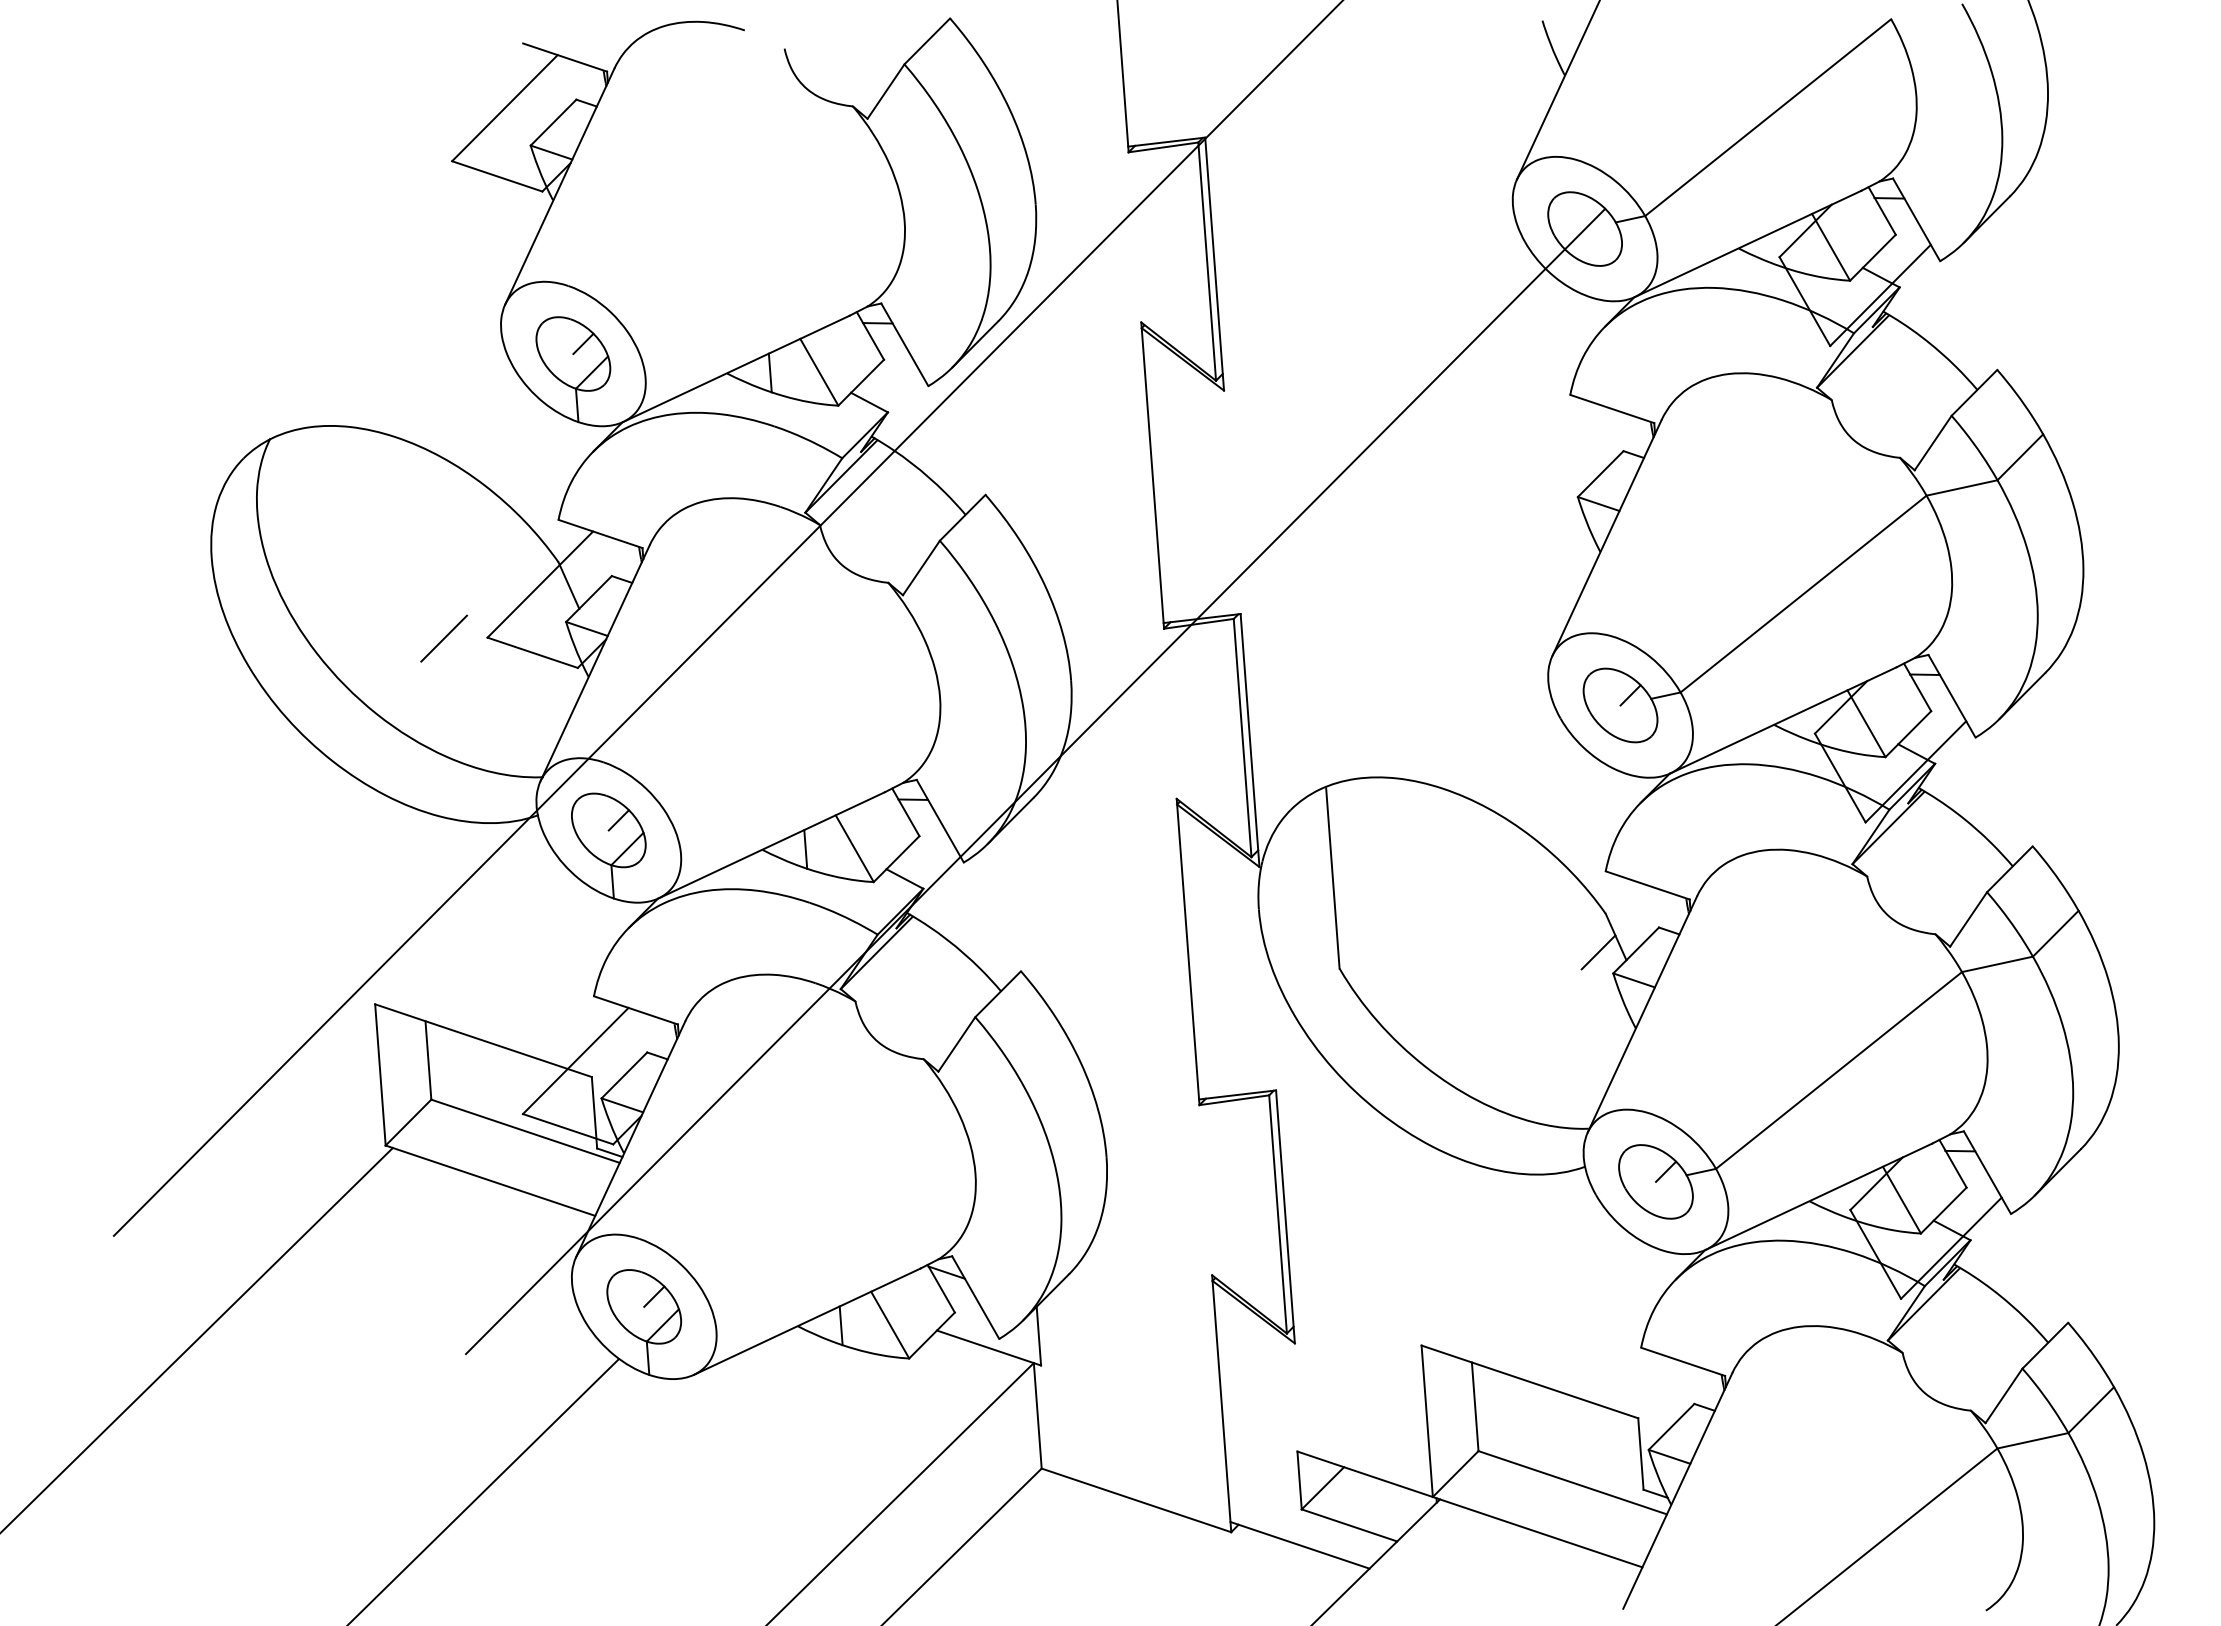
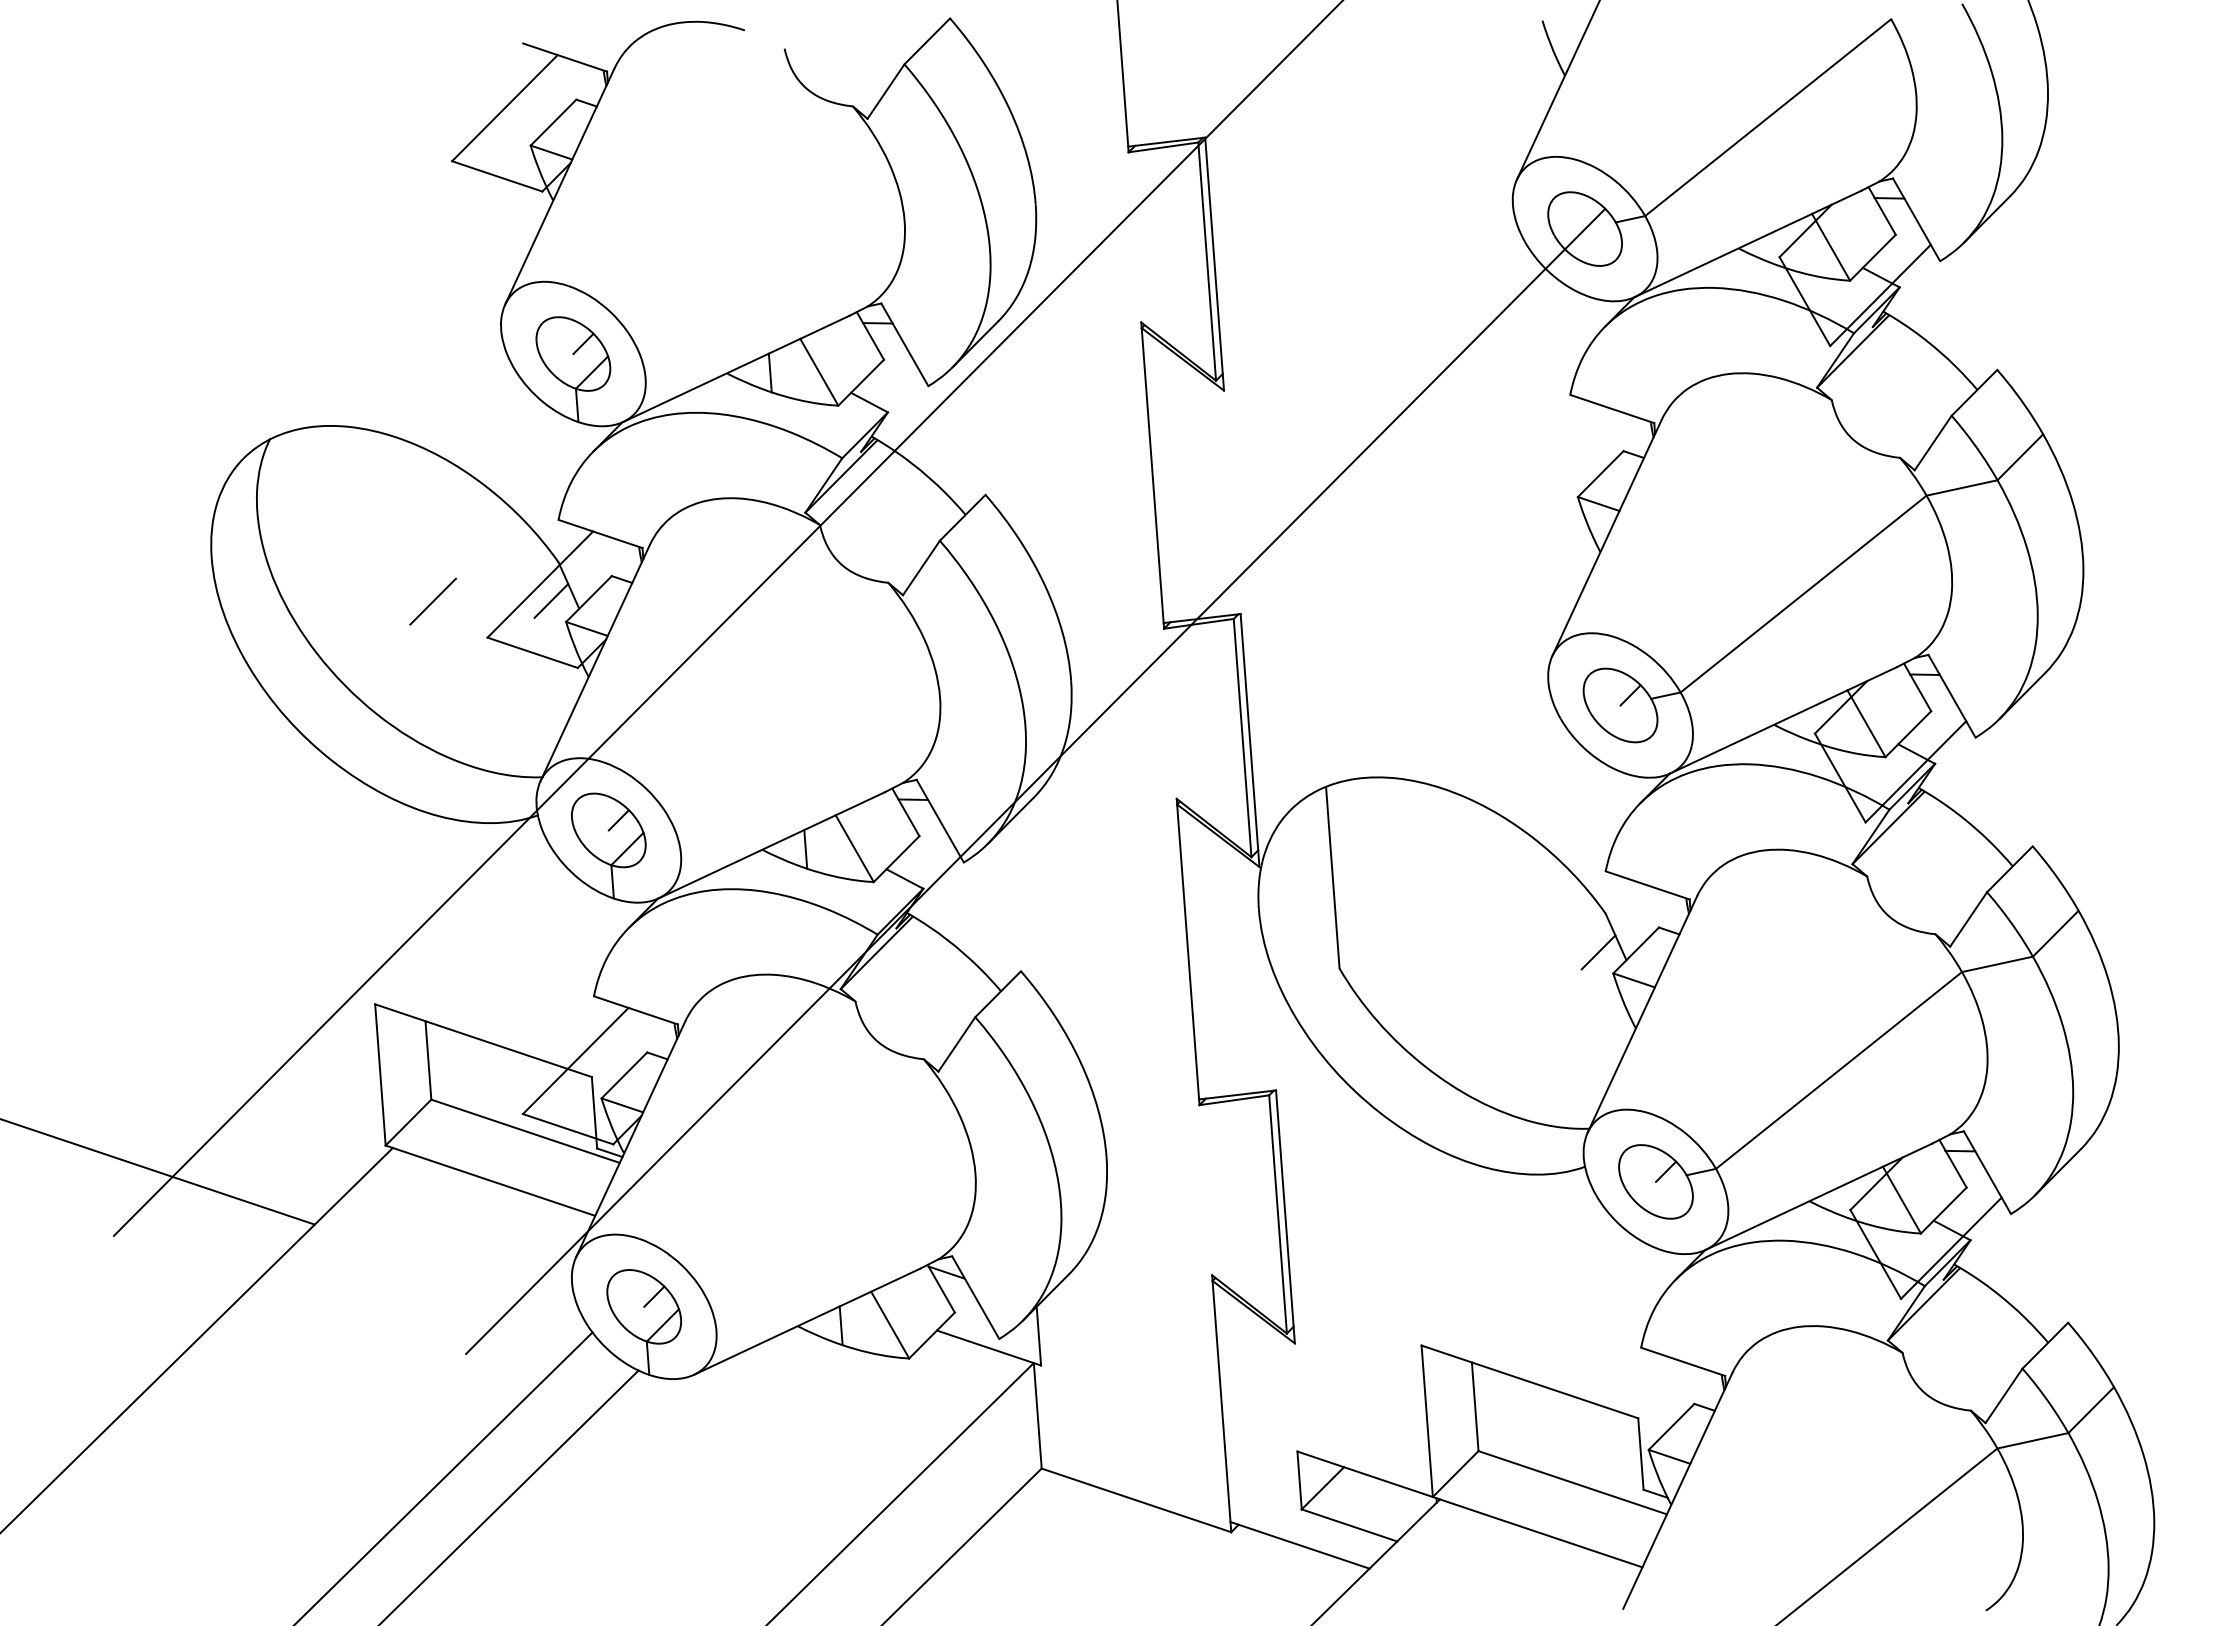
line: none -> present (551, 600)
line position: (443, 638) -> (432, 601) (432, 601)
line: none -> present (158, 1171)
line position: (484, 1490) -> (444, 1477) (444, 1477)
line: none -> present (509, 1496)
